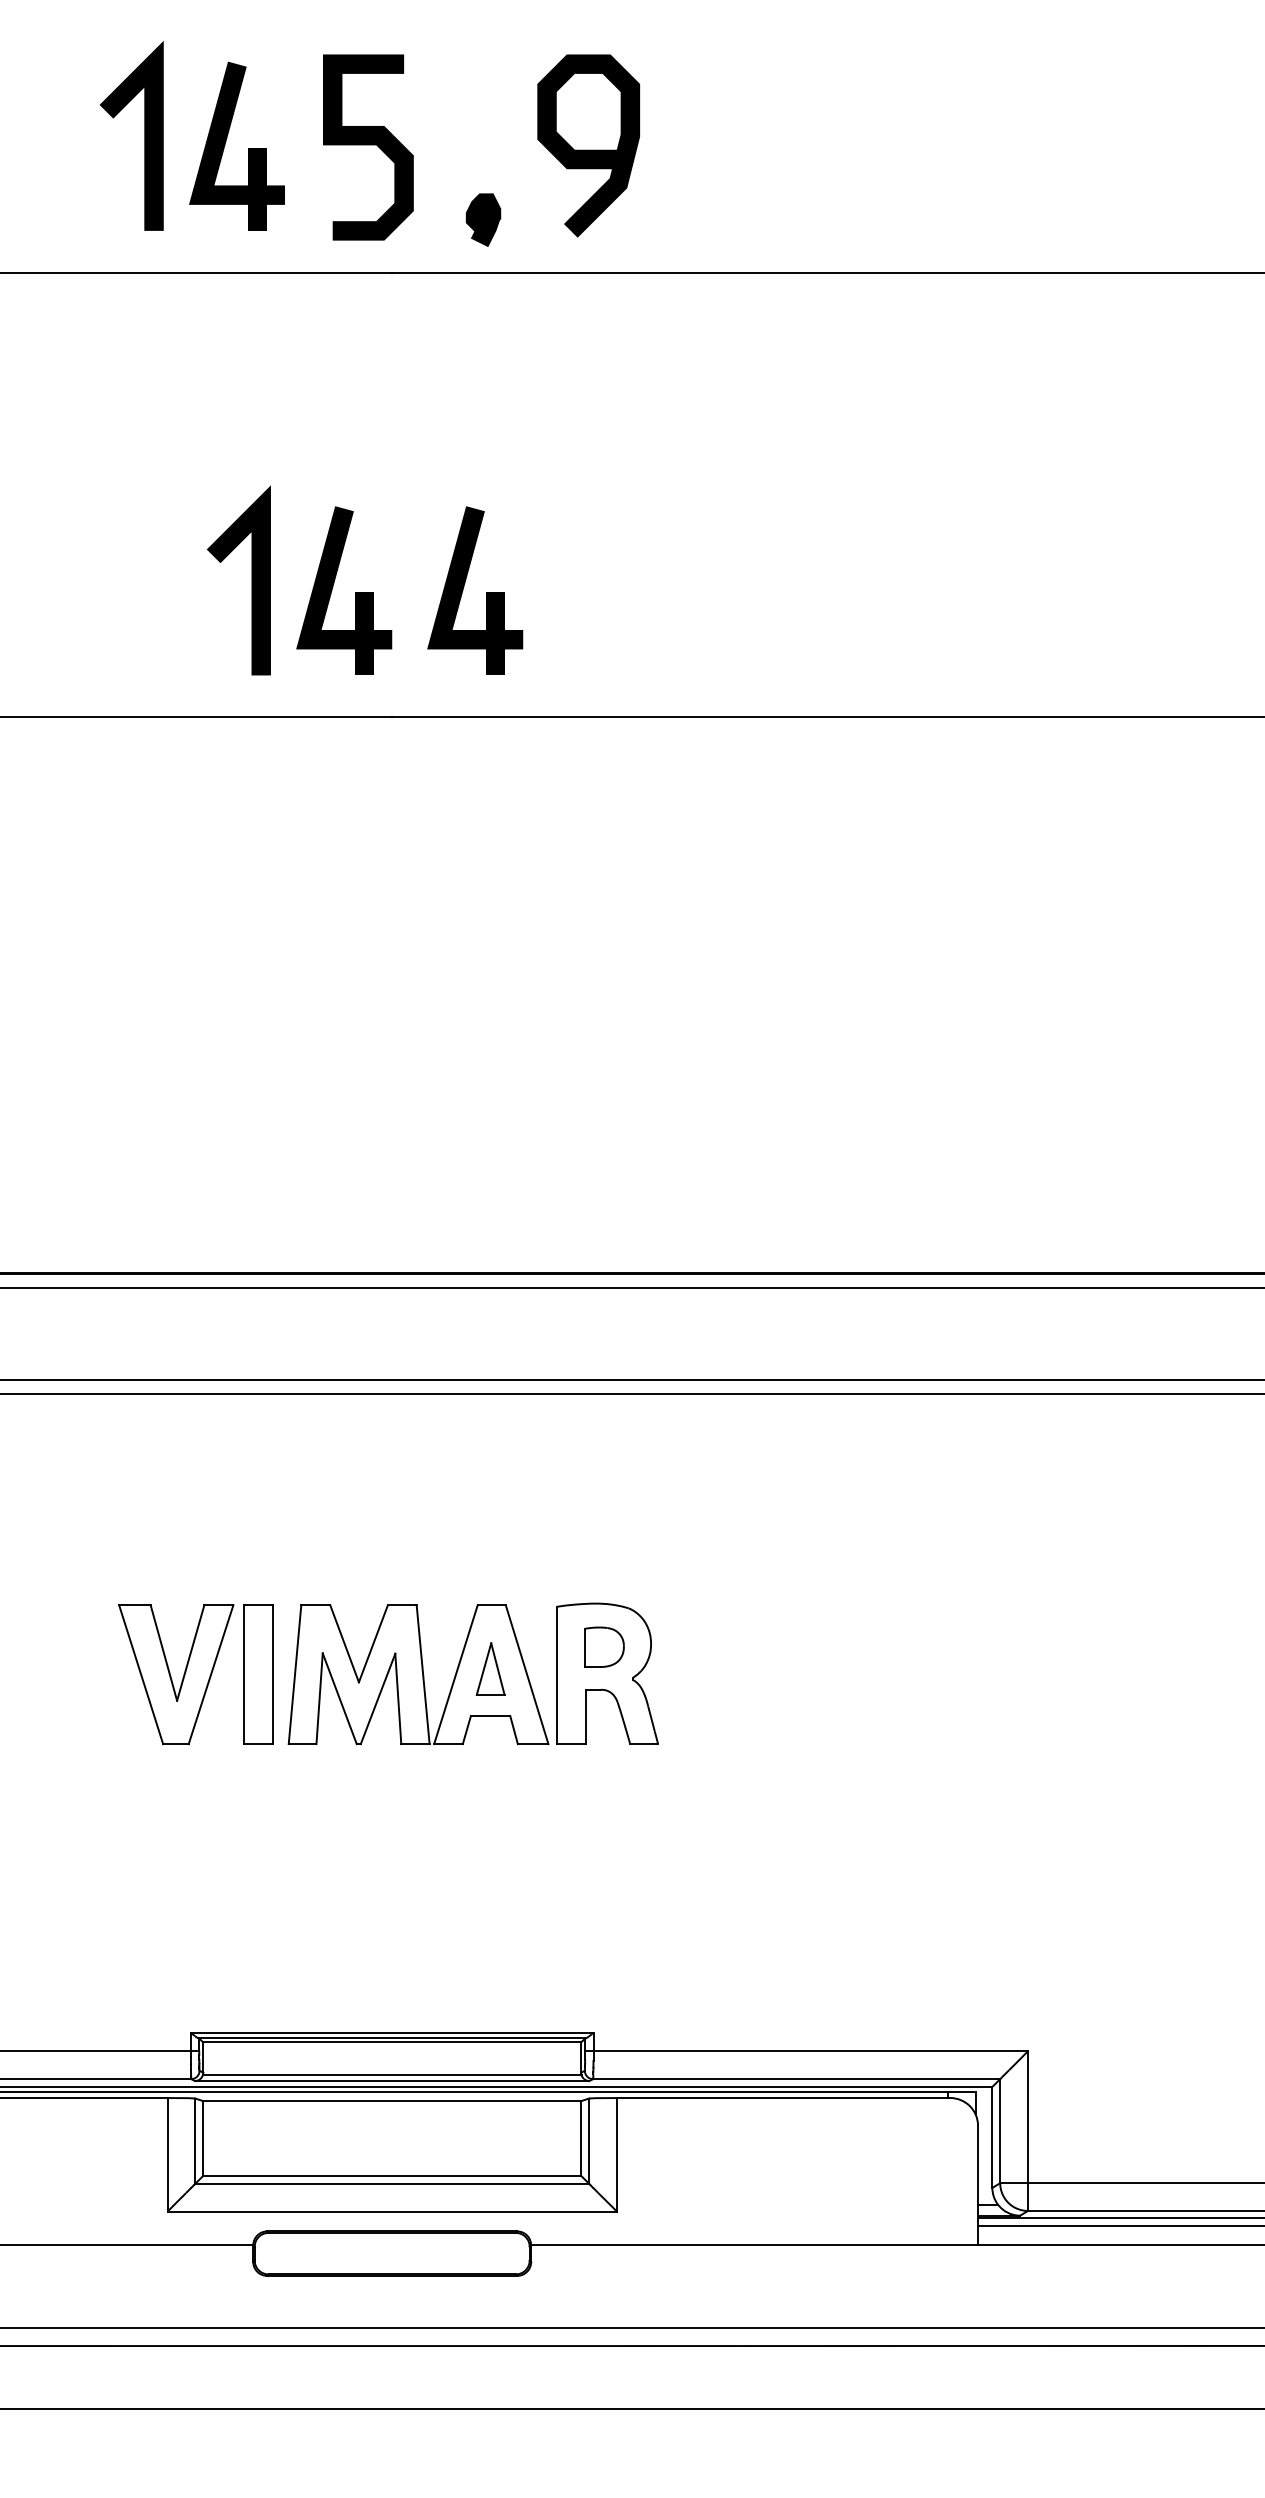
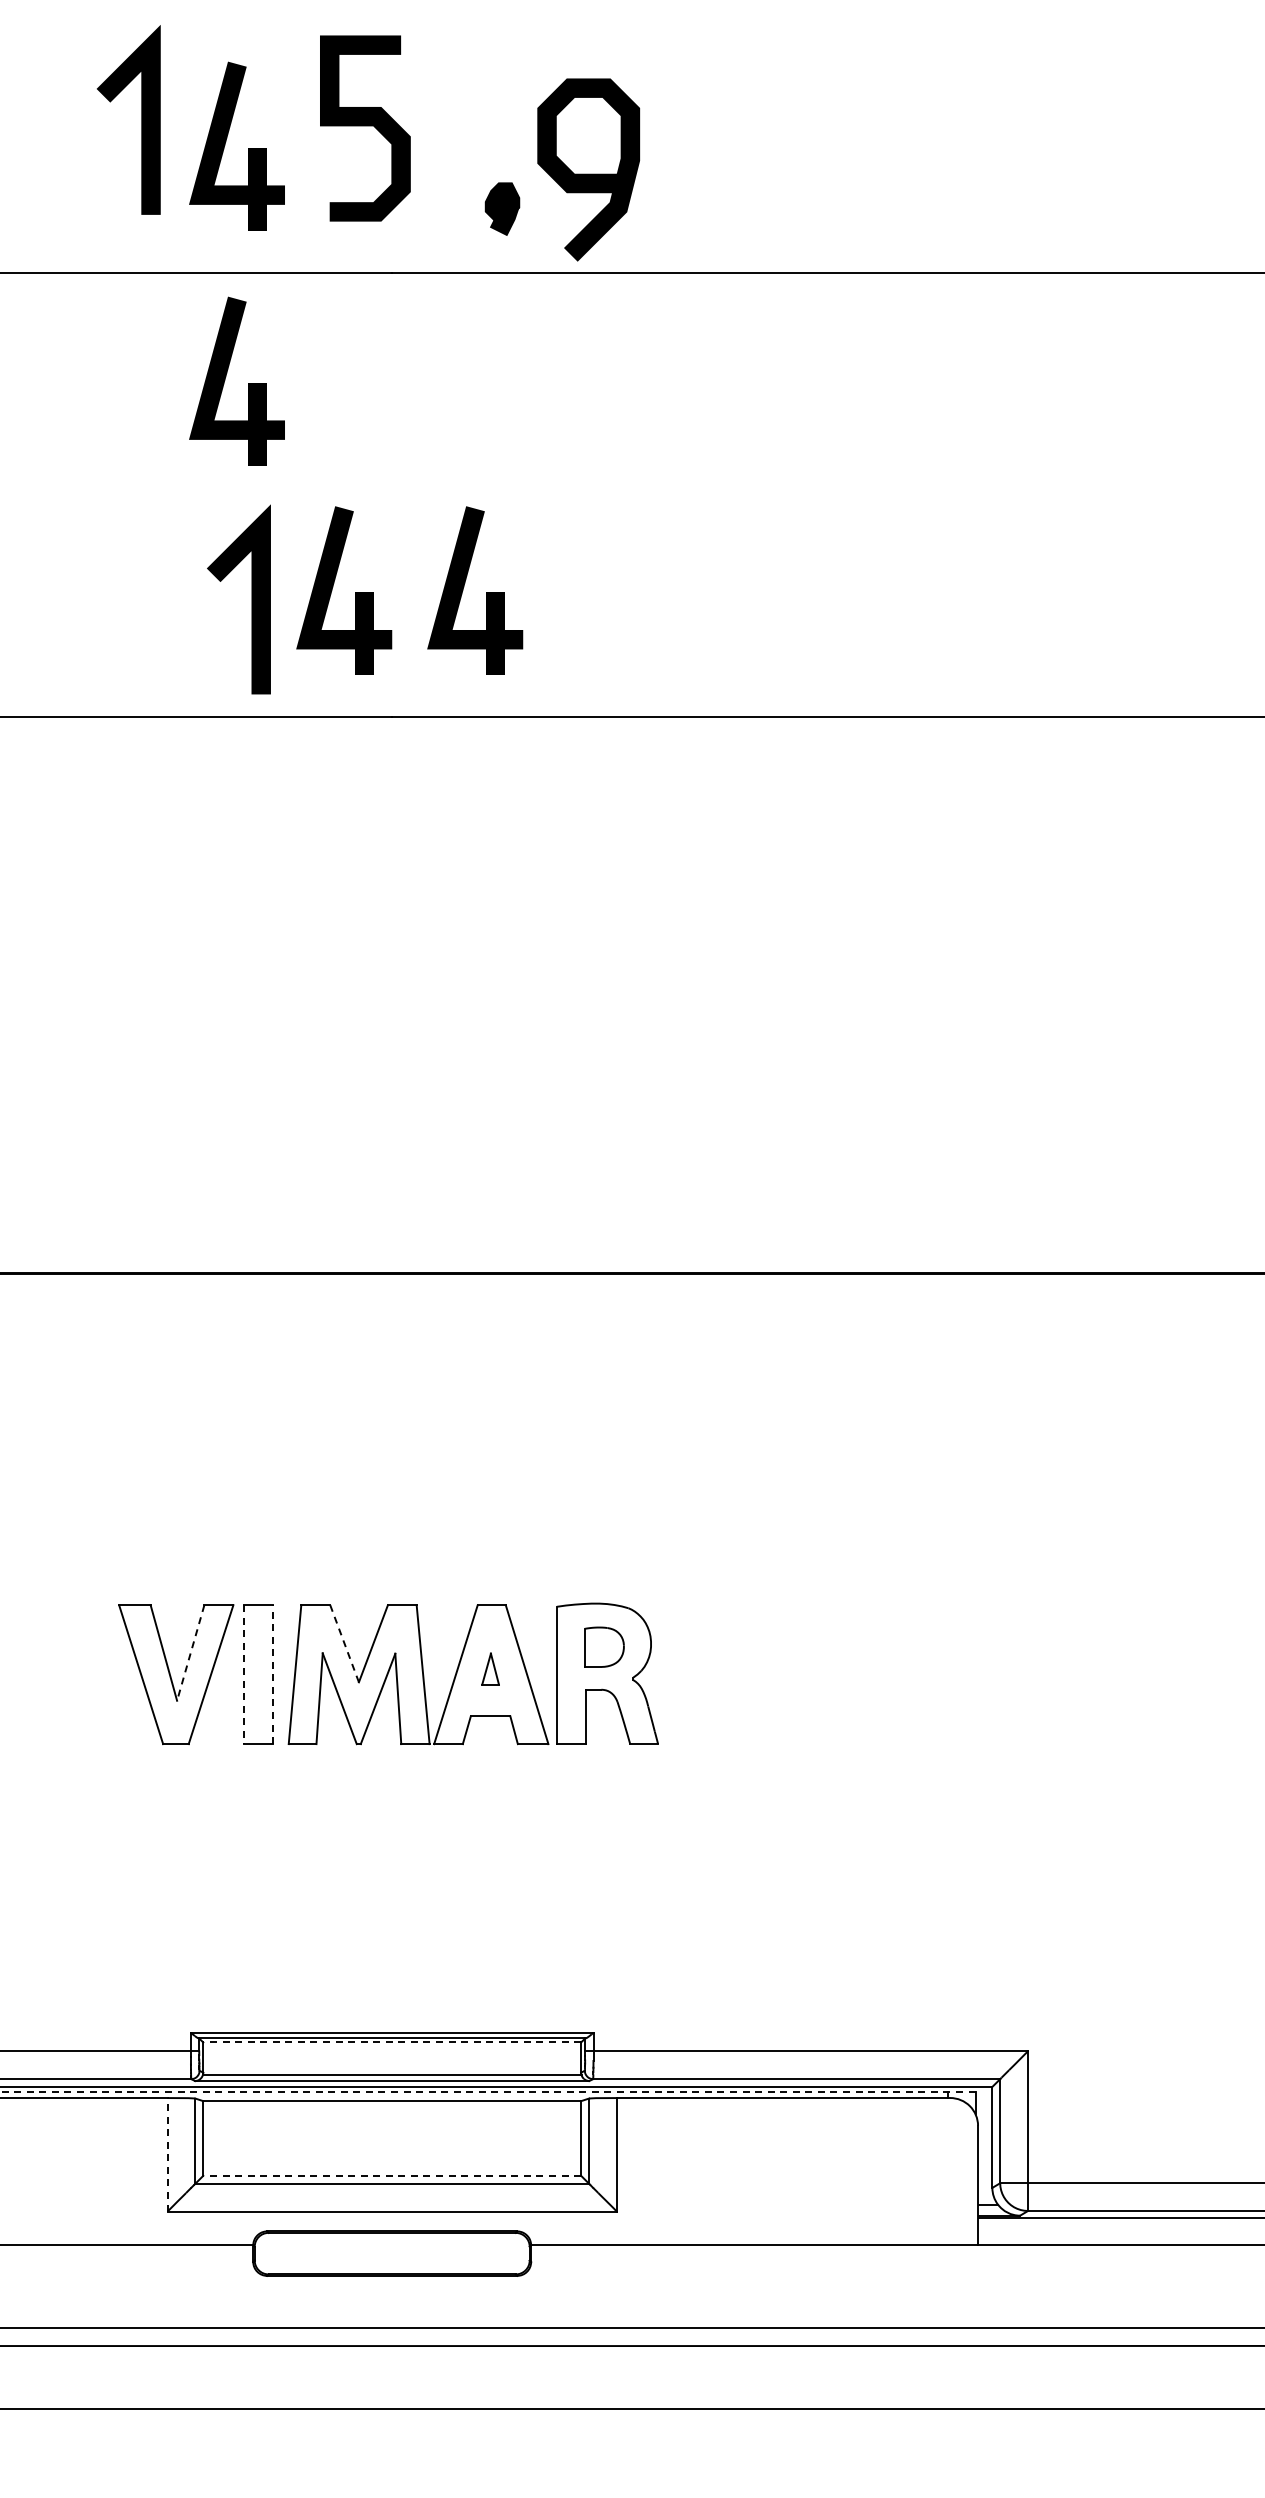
line position: (144, 135) -> (141, 119) (141, 119)
curve position: (368, 145) -> (365, 126) (365, 126)
curve position: (588, 149) -> (588, 173) (588, 173)
part position: (483, 219) -> (502, 208) (502, 208)
part: none -> present (226, 377)
line position: (251, 580) -> (251, 599) (251, 599)
line: present -> none (631, 1288)
line: present -> none (631, 1380)
line: present -> none (631, 1394)
line: solid -> dashed (344, 1643)
line: solid -> dashed (190, 1652)
part size: 31x54 px -> 19x34 px (490, 1668)
line: solid -> dashed (273, 1674)
line: solid -> dashed (244, 1675)
line: solid -> dashed (392, 2042)
line: solid -> dashed (487, 2092)
line: solid -> dashed (167, 2154)
line: solid -> dashed (392, 2175)
line: present -> none (1119, 2225)
